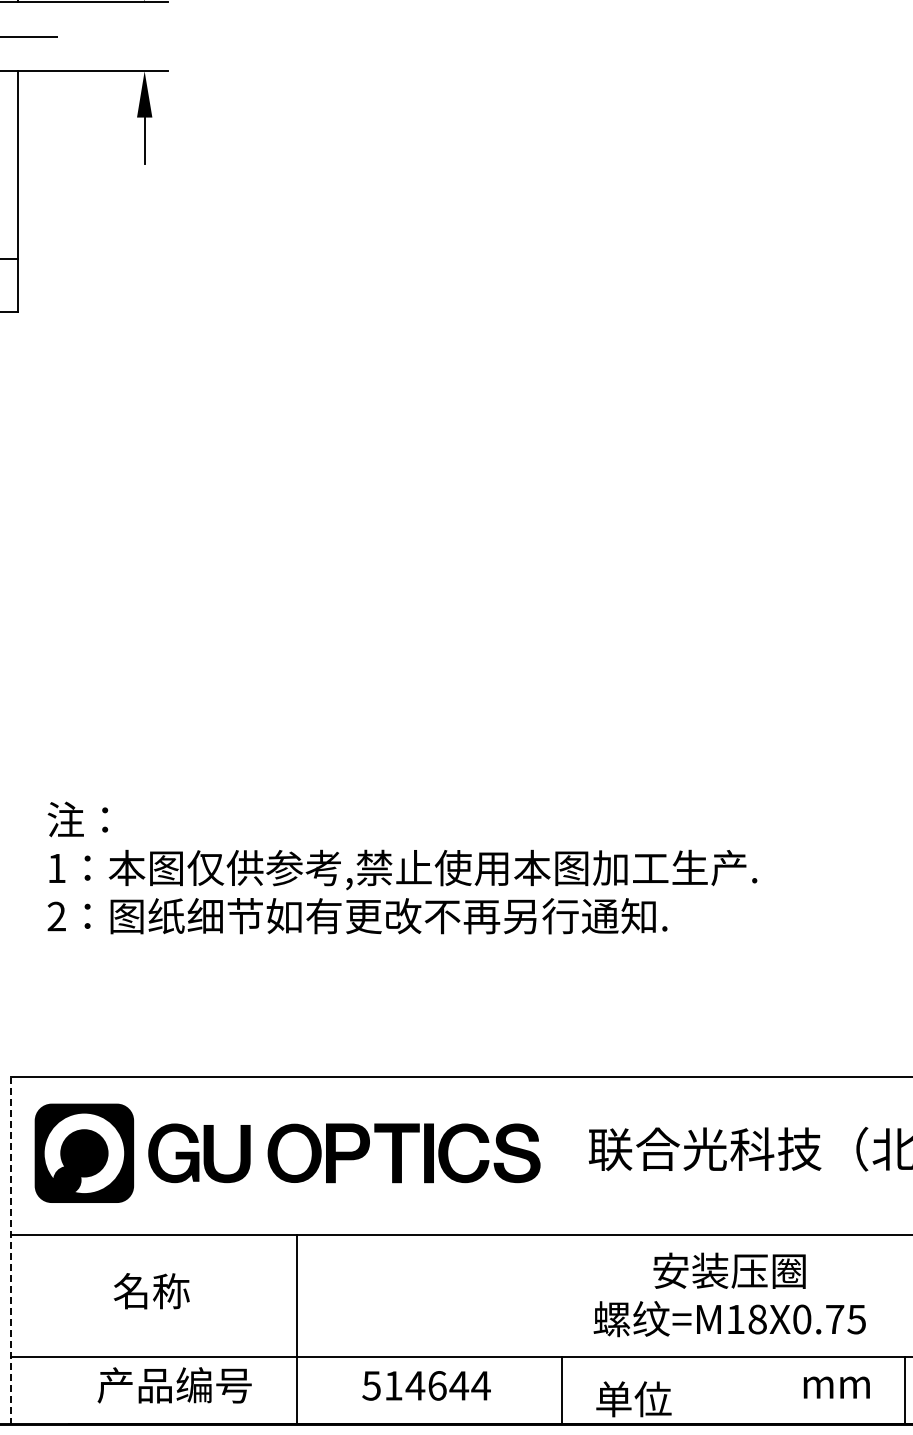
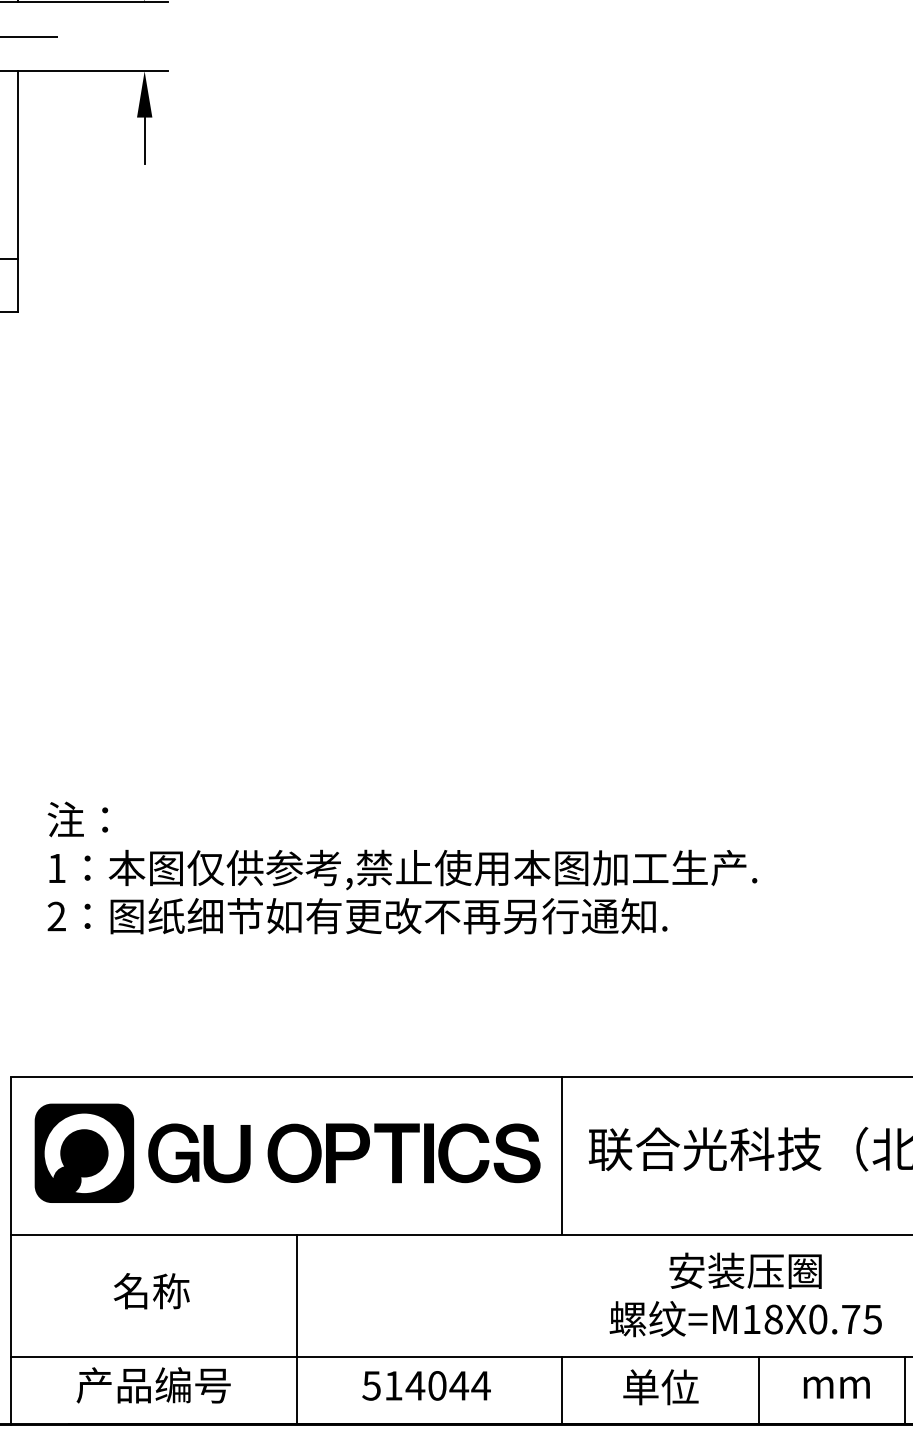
line: none -> present (561, 1155)
line: dashed -> solid (10, 1250)
text position: (729, 1294) -> (745, 1294) (745, 1294)
text position: (174, 1385) -> (153, 1385) (153, 1385)
text: 514644 -> 514044 (437, 1385)
line: none -> present (759, 1390)
text position: (633, 1399) -> (660, 1387) (660, 1387)
